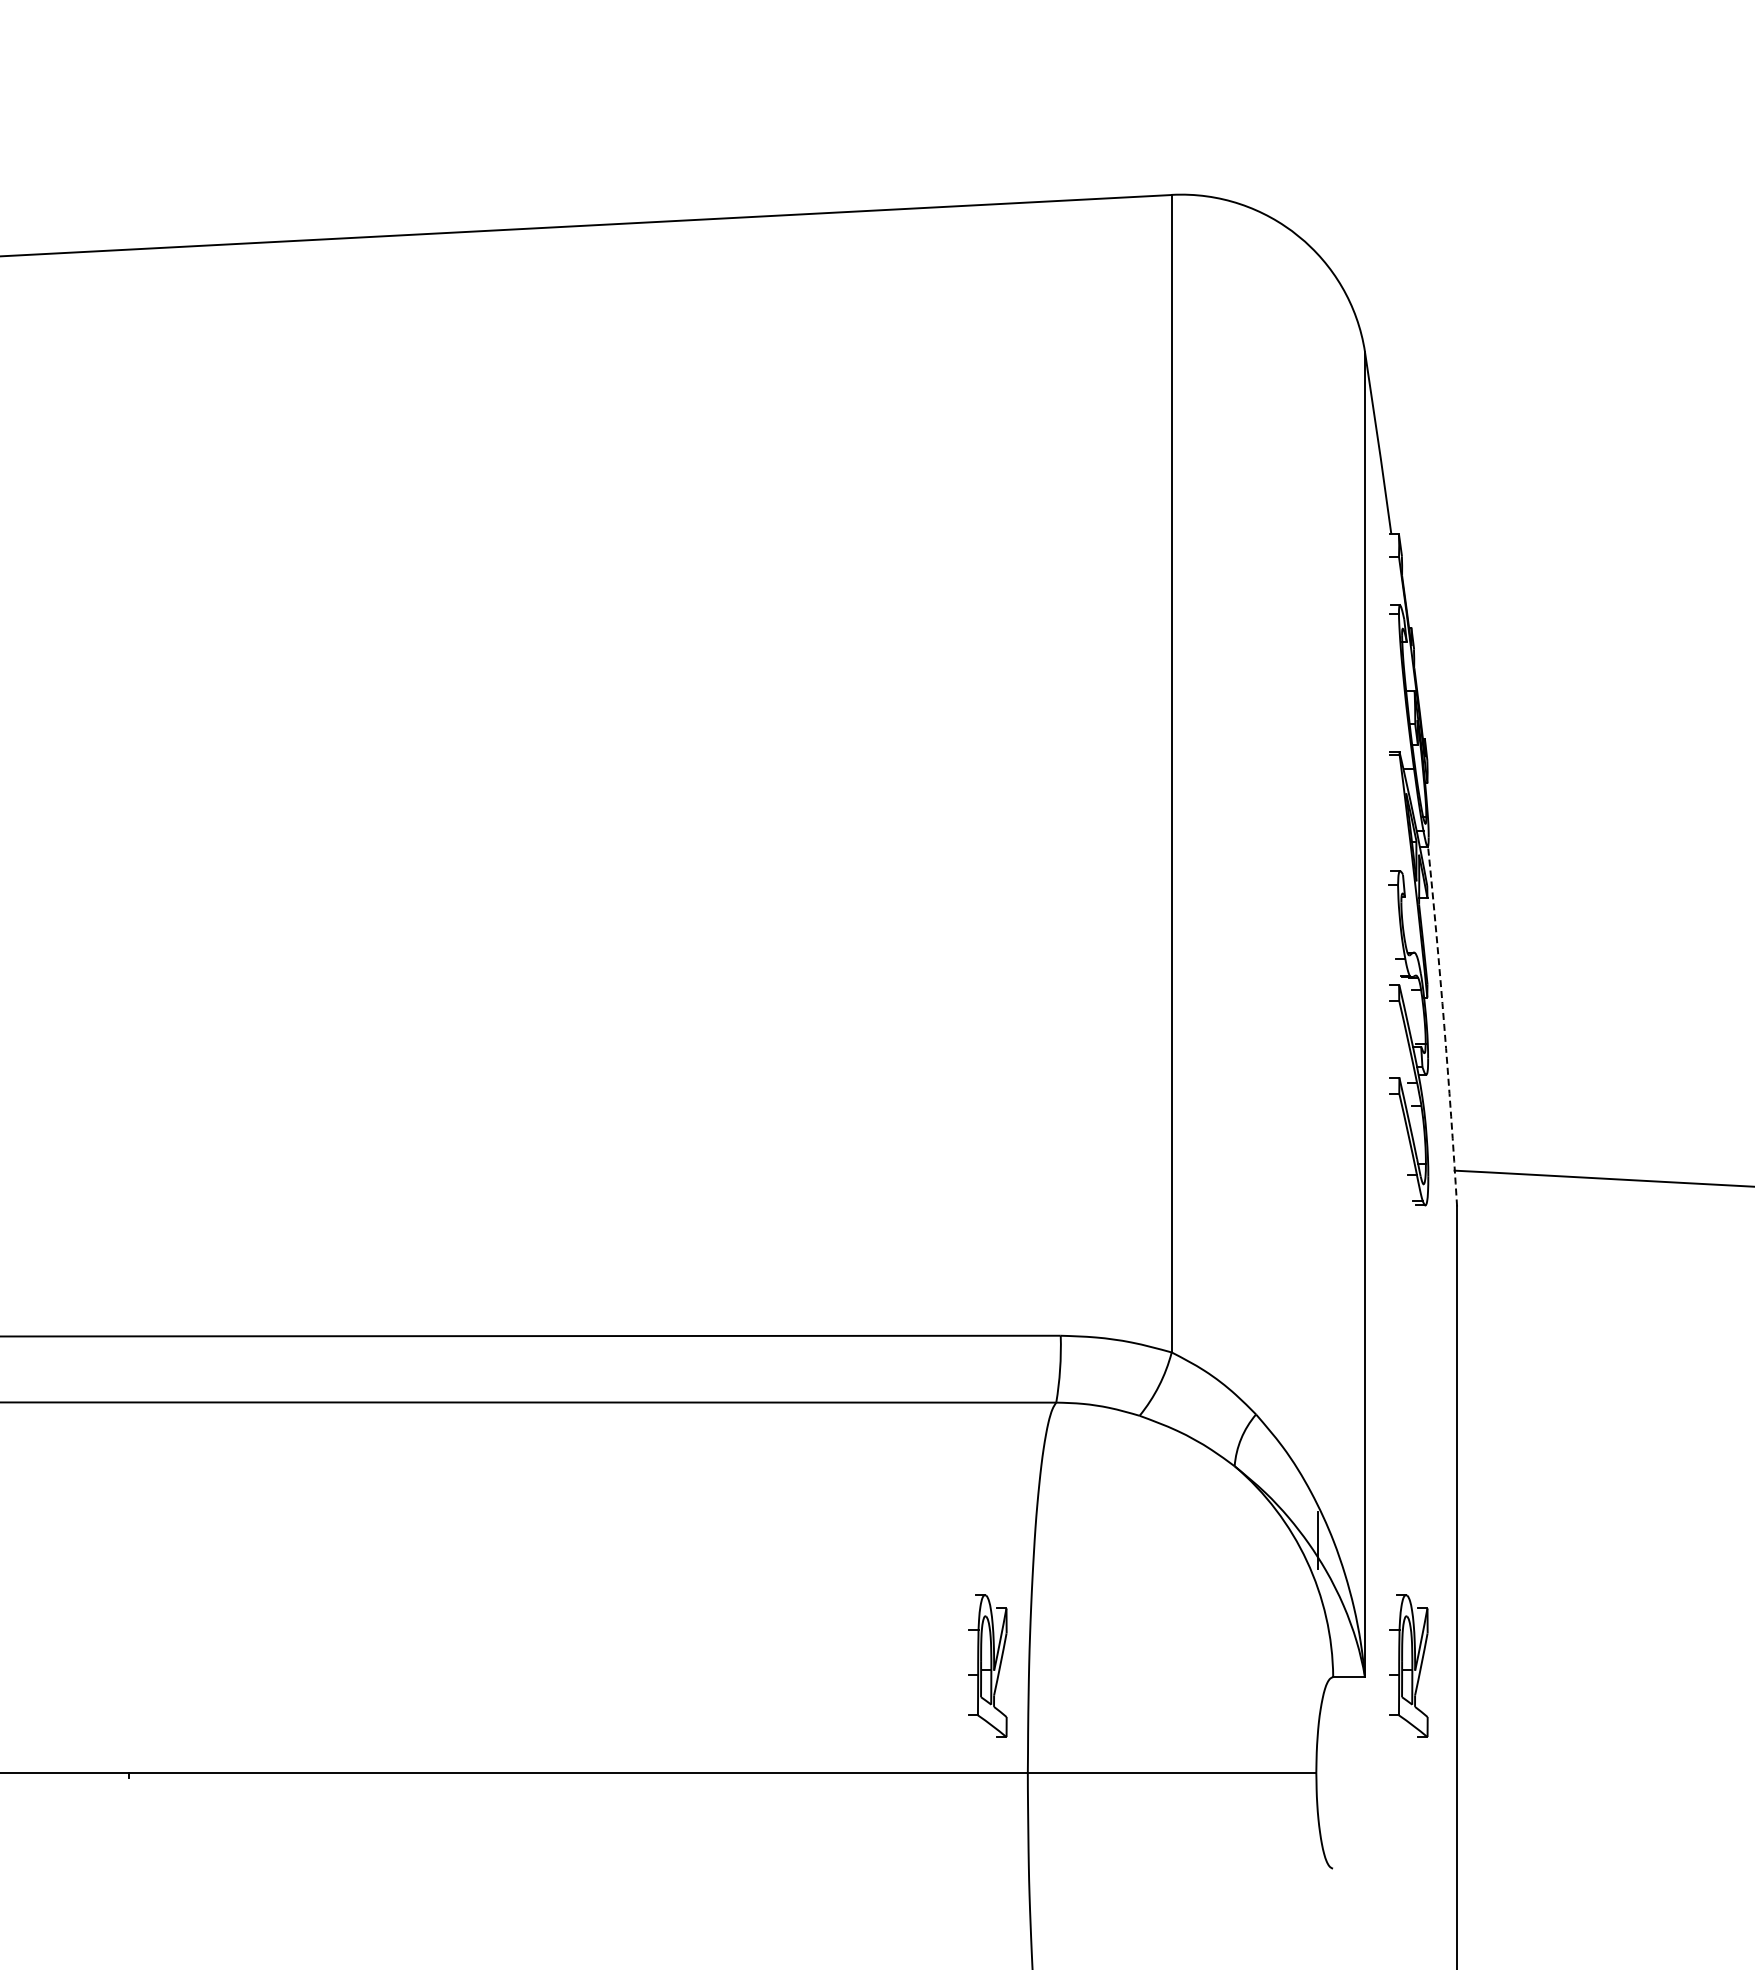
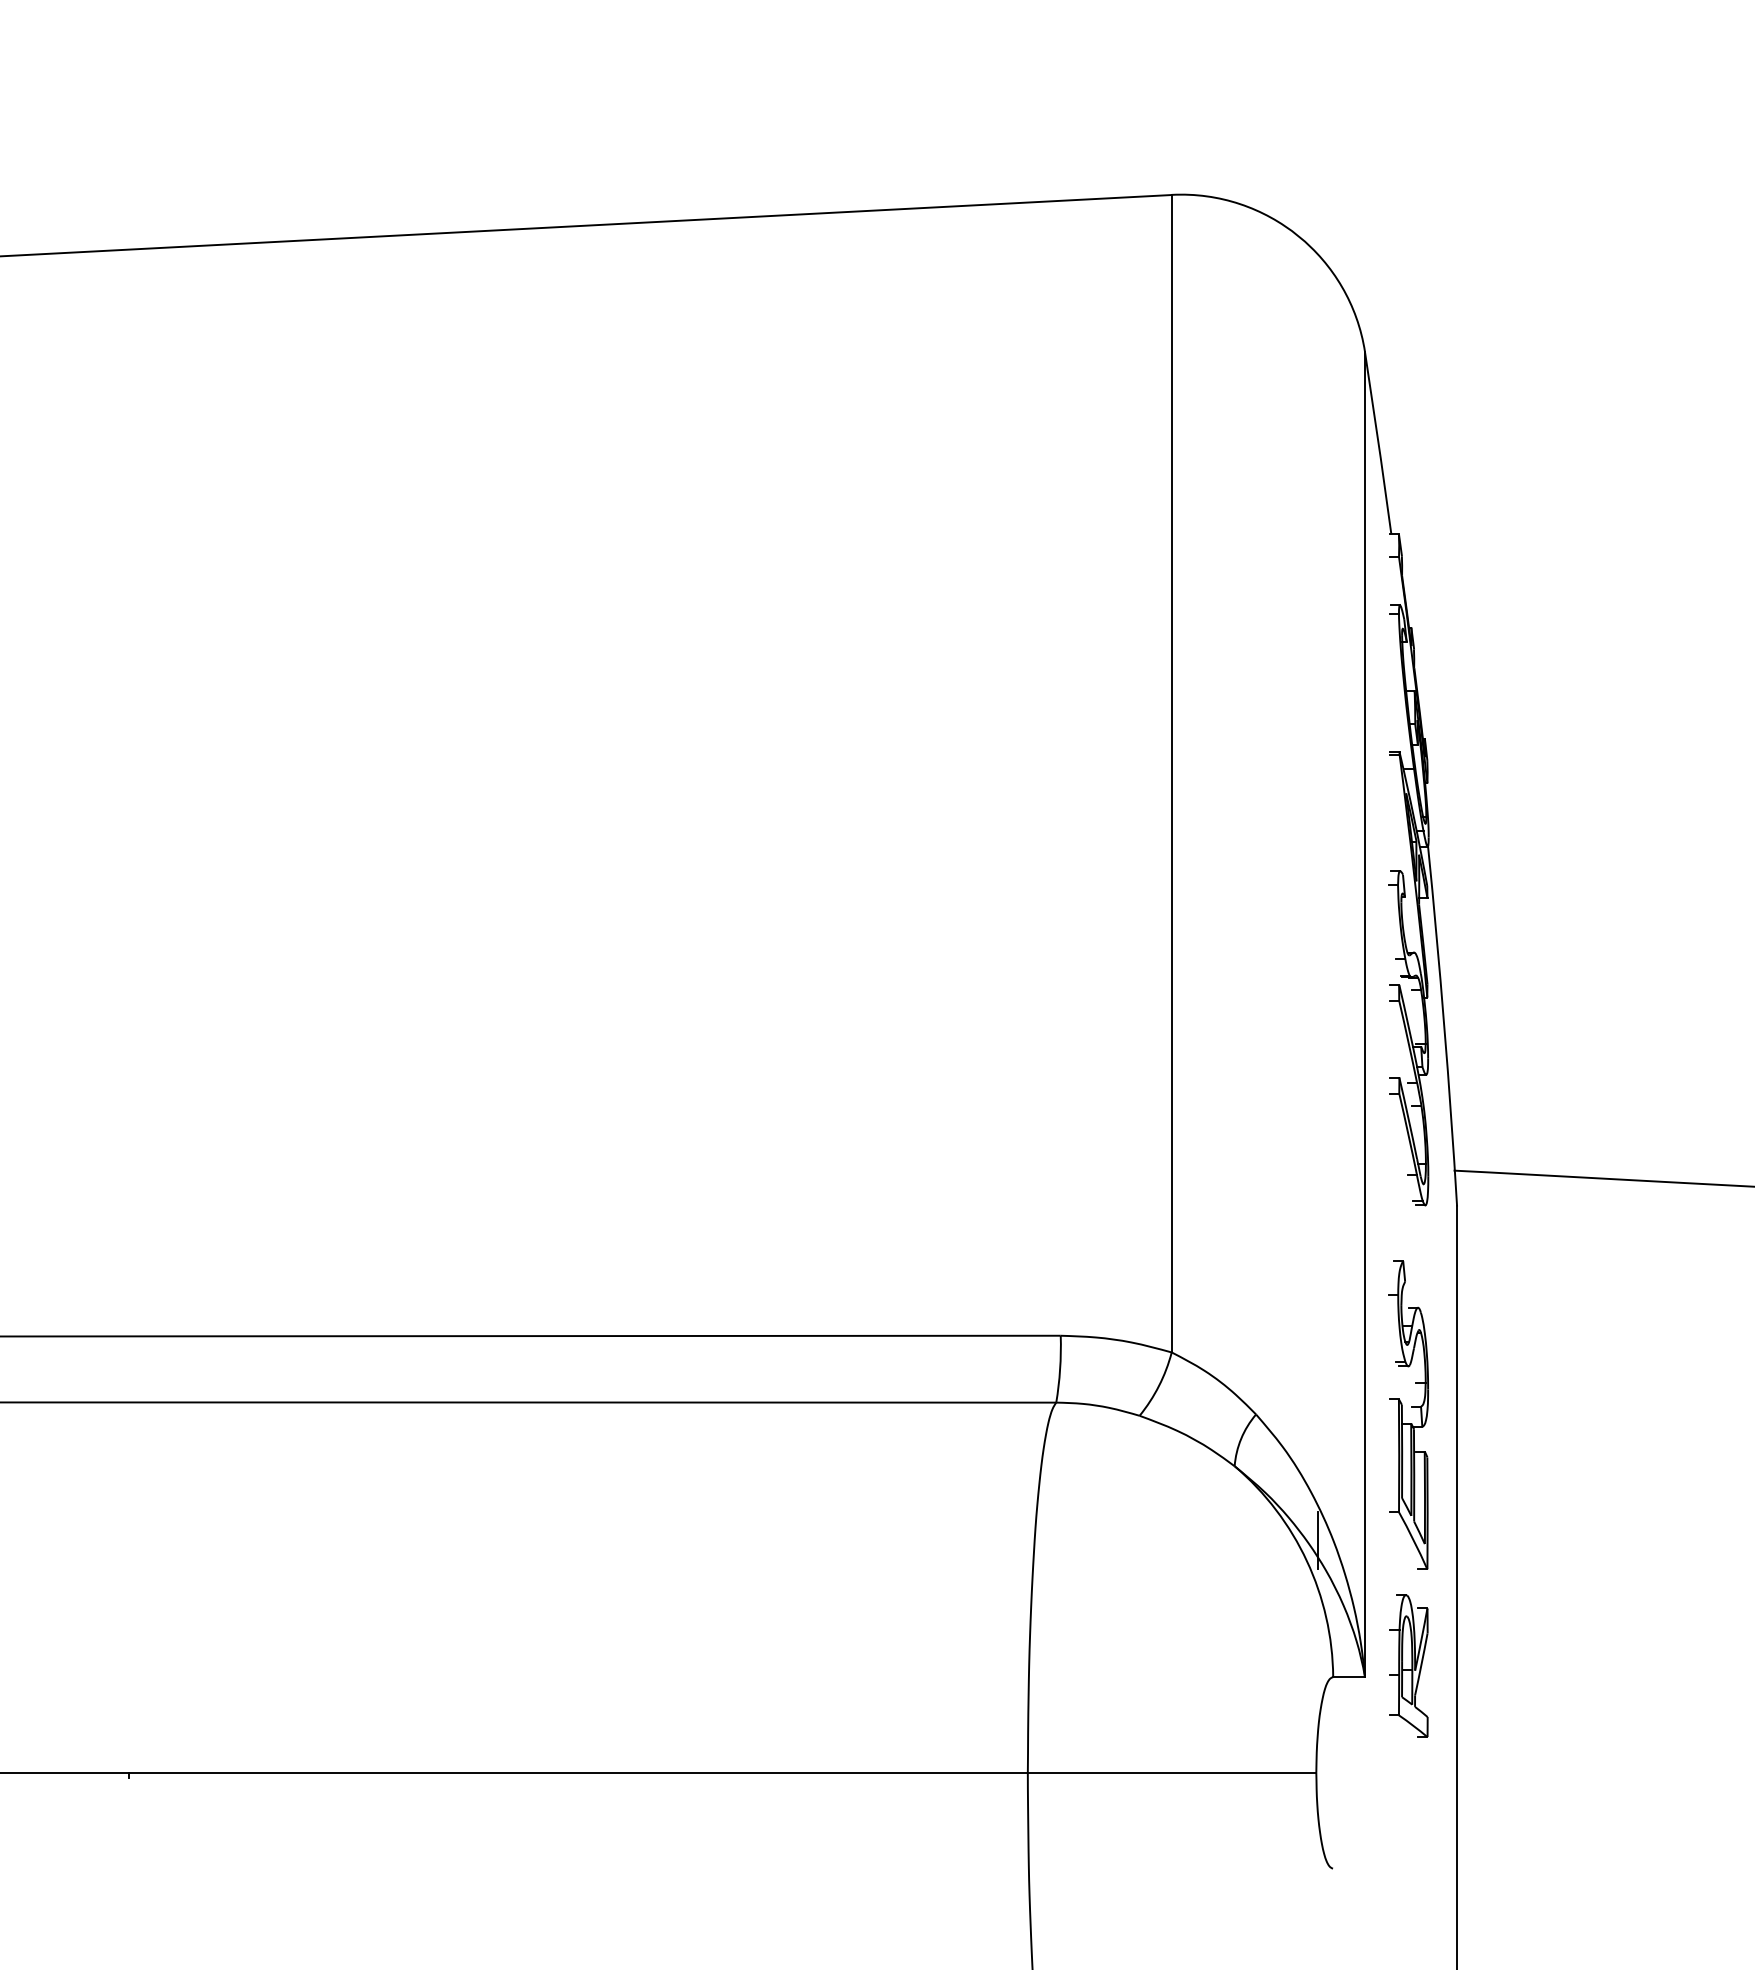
arc: dashed -> solid (1444, 1025)
part: none -> present (1408, 1414)
part: present -> none (987, 1665)
